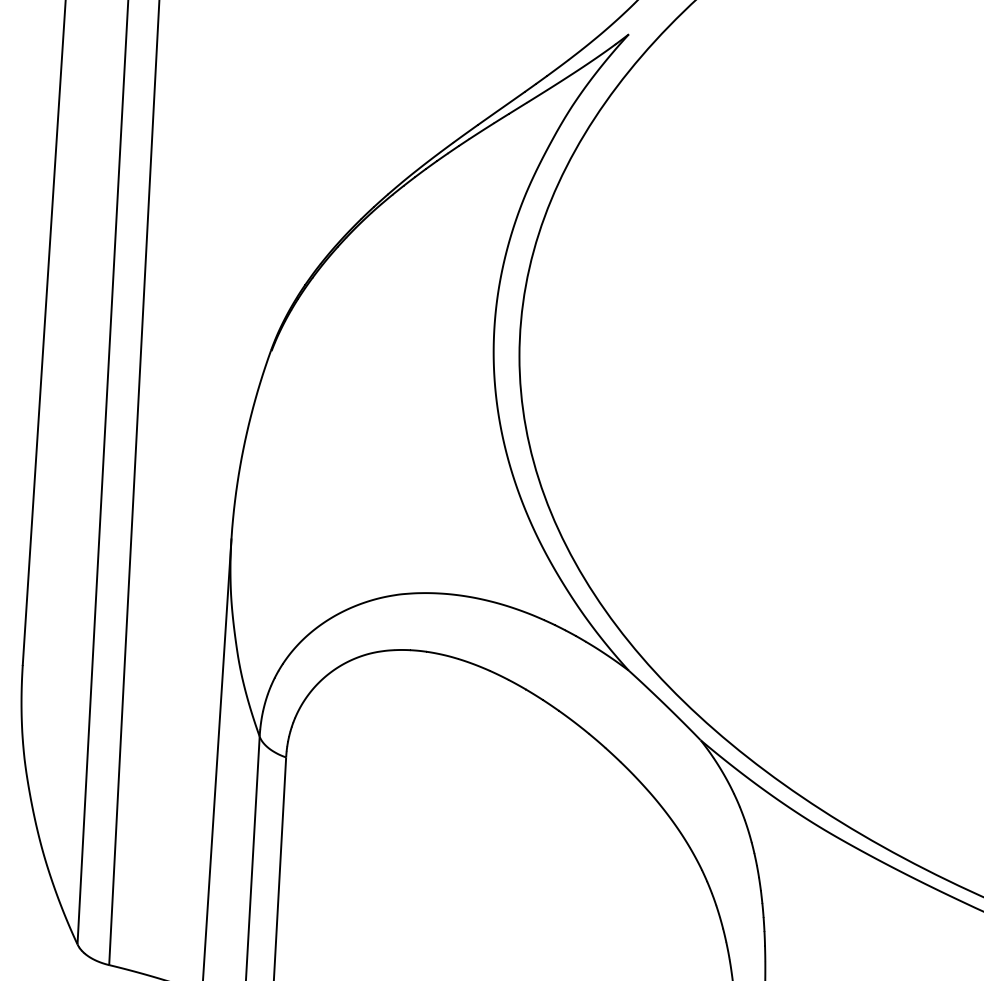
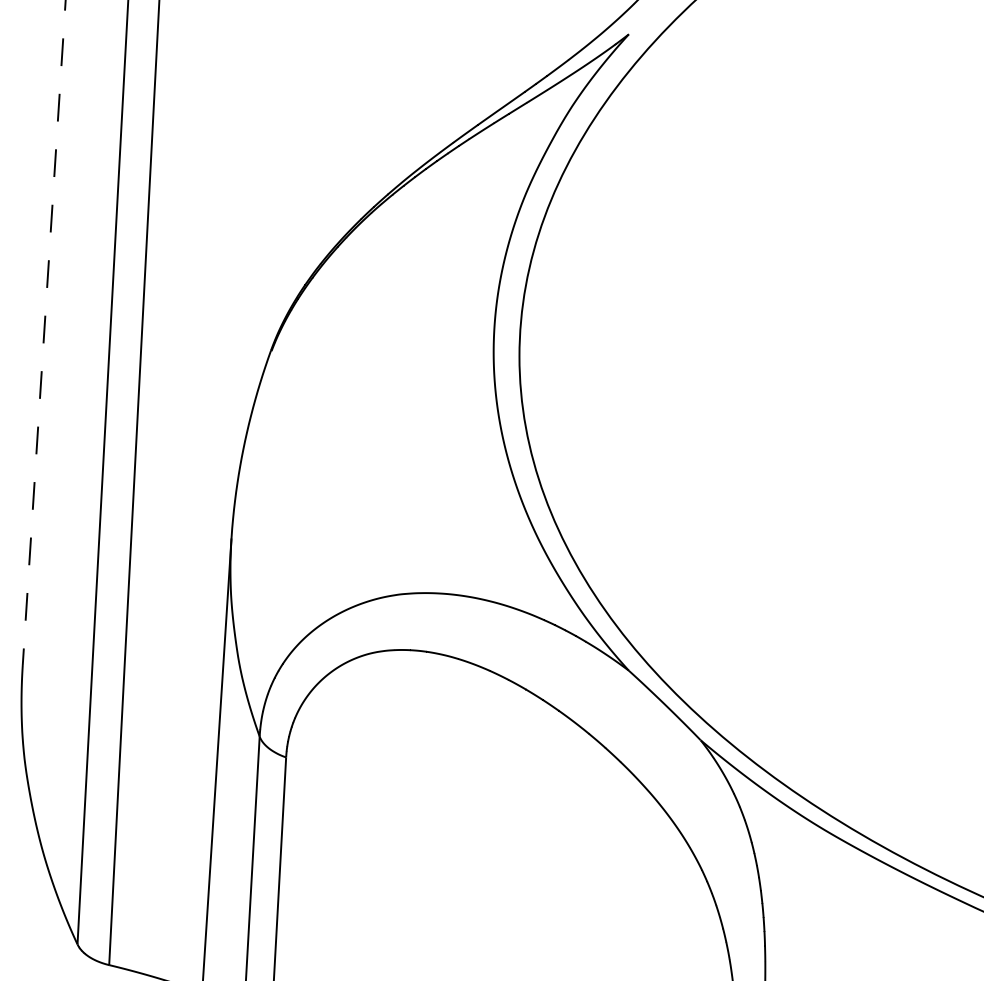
line: solid -> dashed (44, 332)
